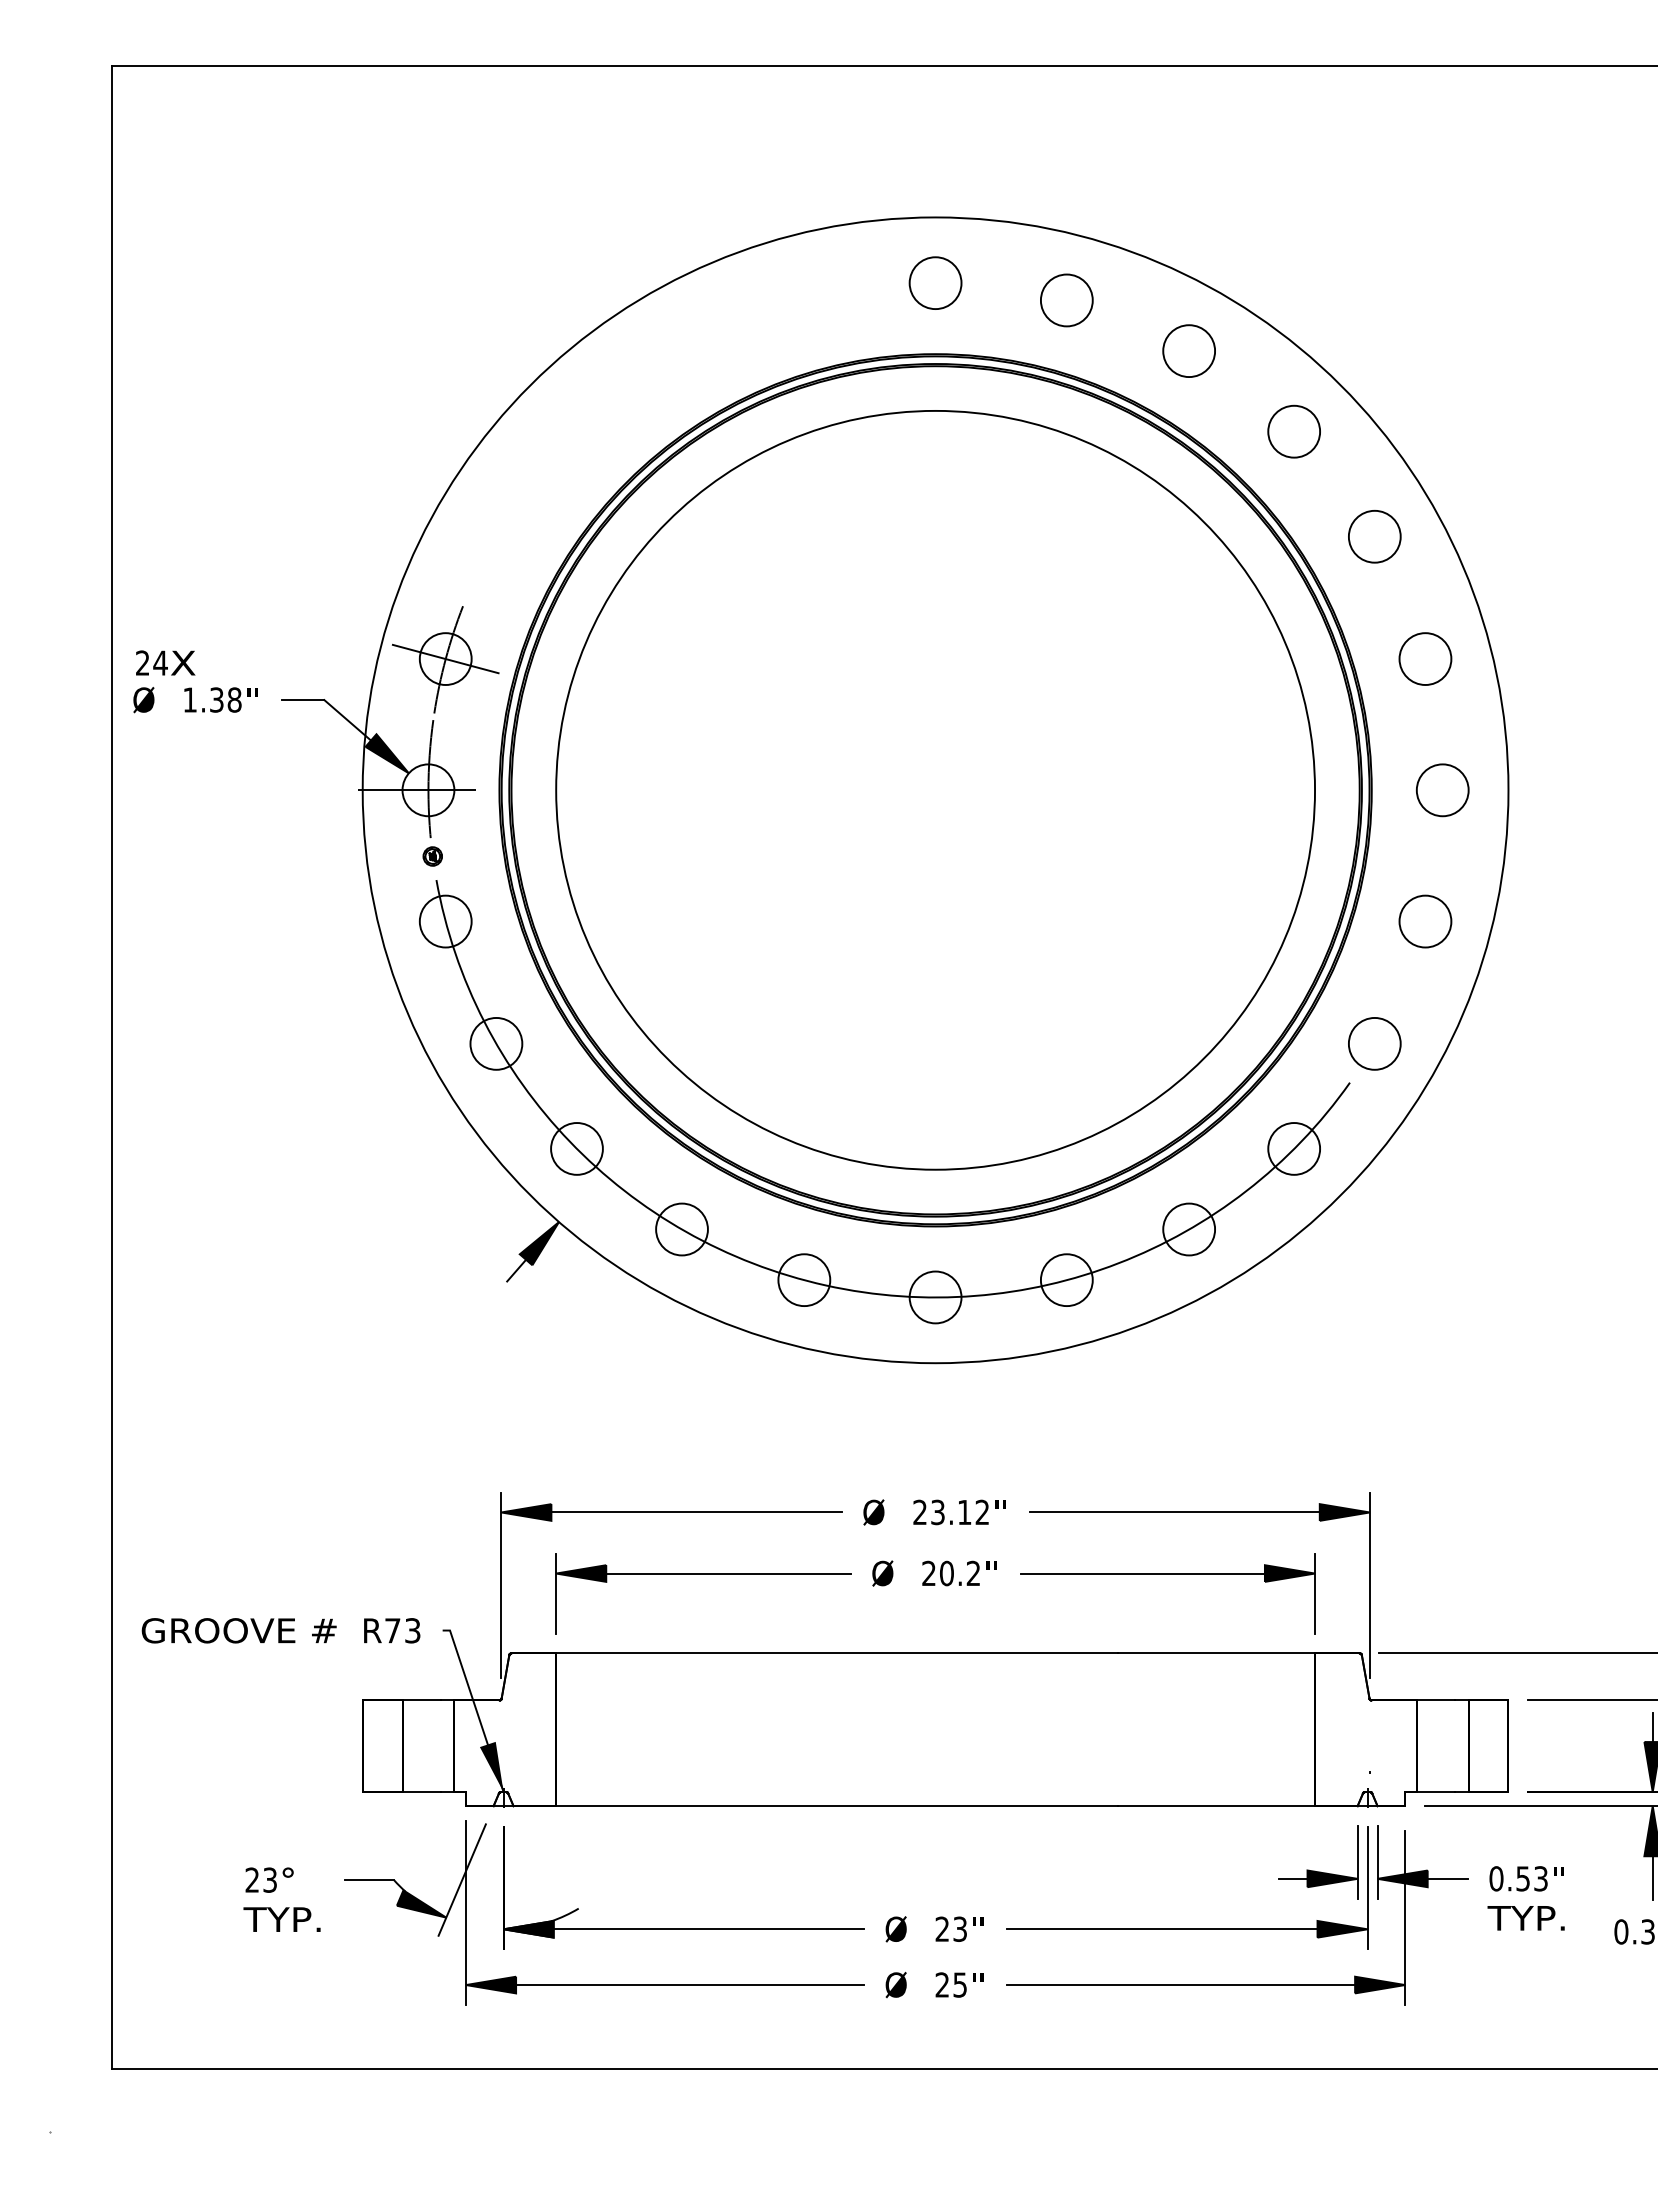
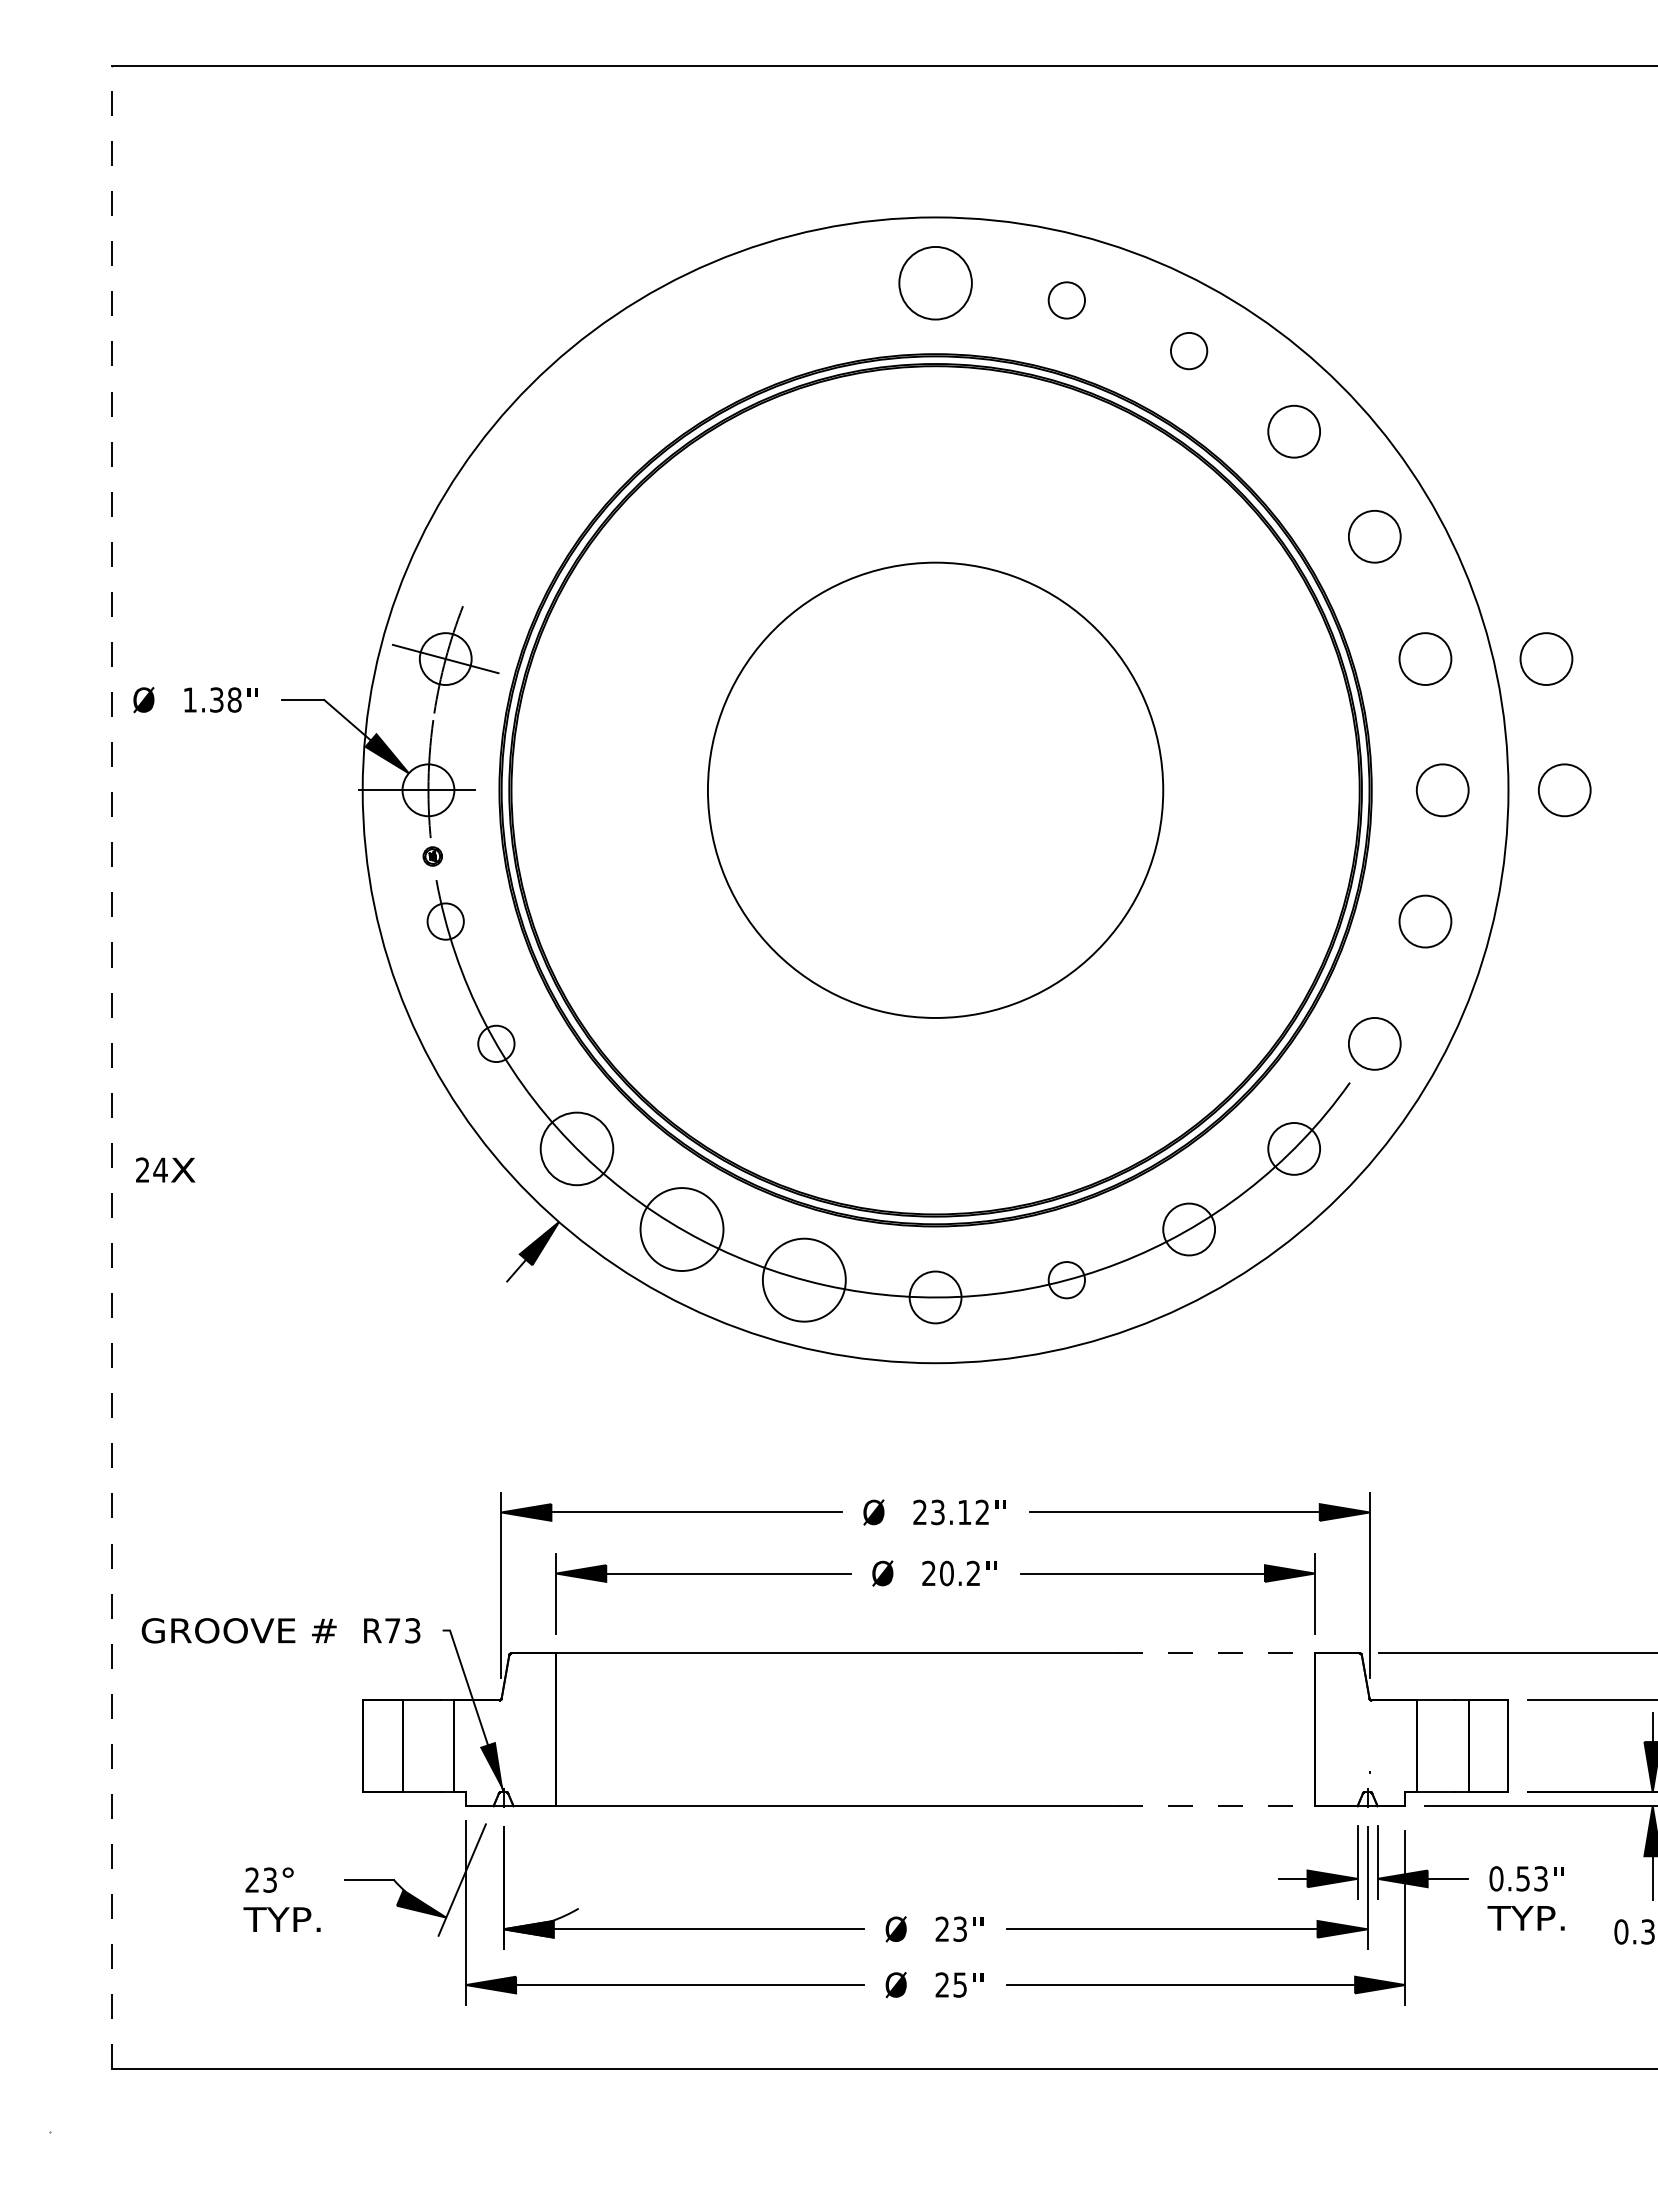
circle size: 55x54 px -> 75x75 px (935, 283)
circle diameter: 52 px -> 36 px (1066, 300)
circle size: 54x54 px -> 39x39 px (1189, 351)
circle: none -> present (1546, 658)
text position: (165, 662) -> (165, 1169) (165, 1169)
circle diameter: 759 px -> 455 px (935, 789)
circle: none -> present (1564, 790)
circle diameter: 52 px -> 36 px (445, 921)
circle diameter: 52 px -> 36 px (496, 1043)
line: solid -> dashed (112, 1067)
circle diameter: 52 px -> 73 px (576, 1148)
circle diameter: 52 px -> 83 px (681, 1229)
circle diameter: 52 px -> 83 px (803, 1279)
circle diameter: 52 px -> 36 px (1066, 1280)
line: solid -> dashed (1216, 1653)
line: solid -> dashed (1216, 1806)
